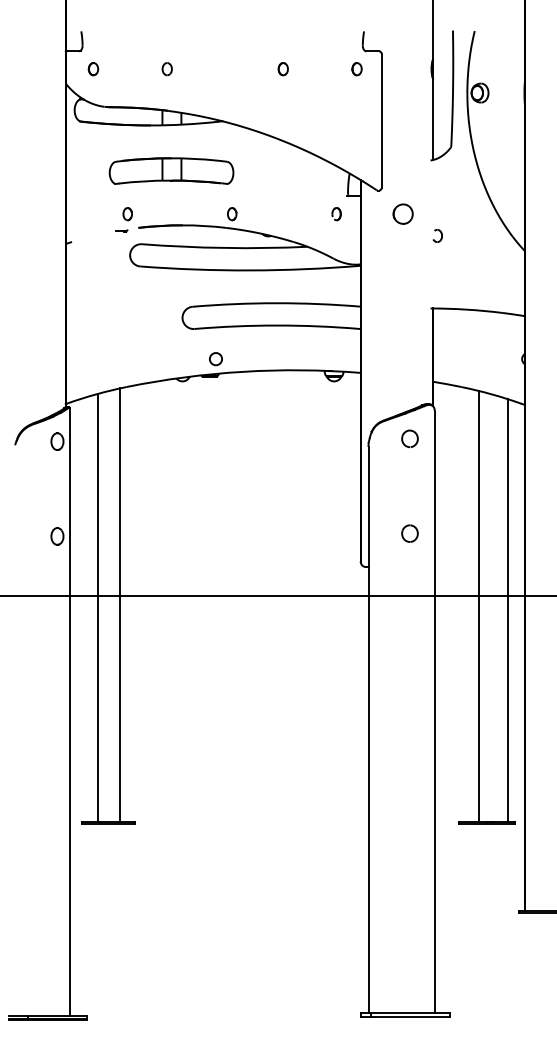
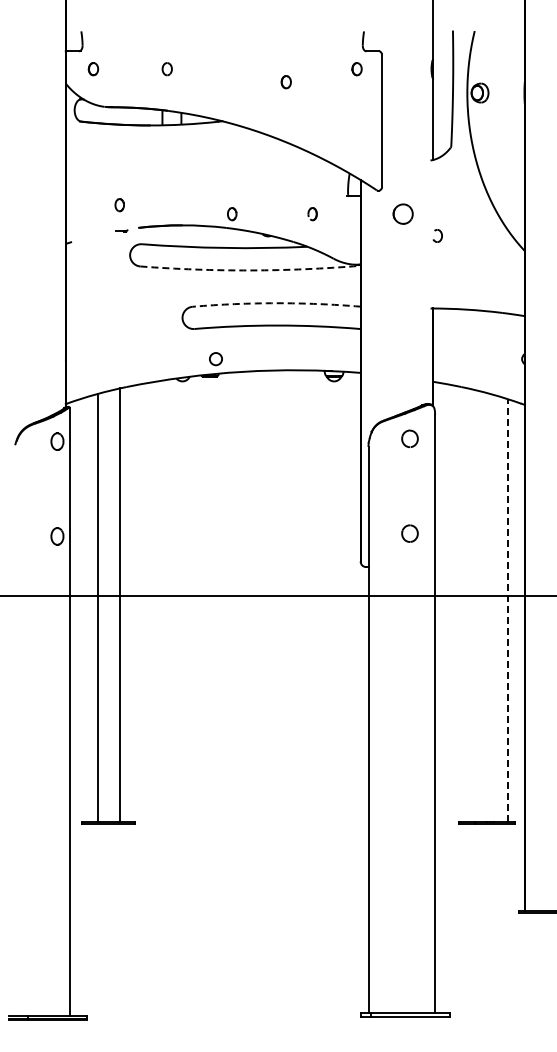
part position: (282, 69) -> (285, 82) (285, 82)
part: present -> none (171, 170)
part position: (127, 214) -> (119, 205) (119, 205)
part position: (336, 214) -> (312, 214) (312, 214)
arc: solid -> dashed (250, 270)
arc: solid -> dashed (276, 303)
line: present -> none (478, 605)
line: solid -> dashed (508, 610)
